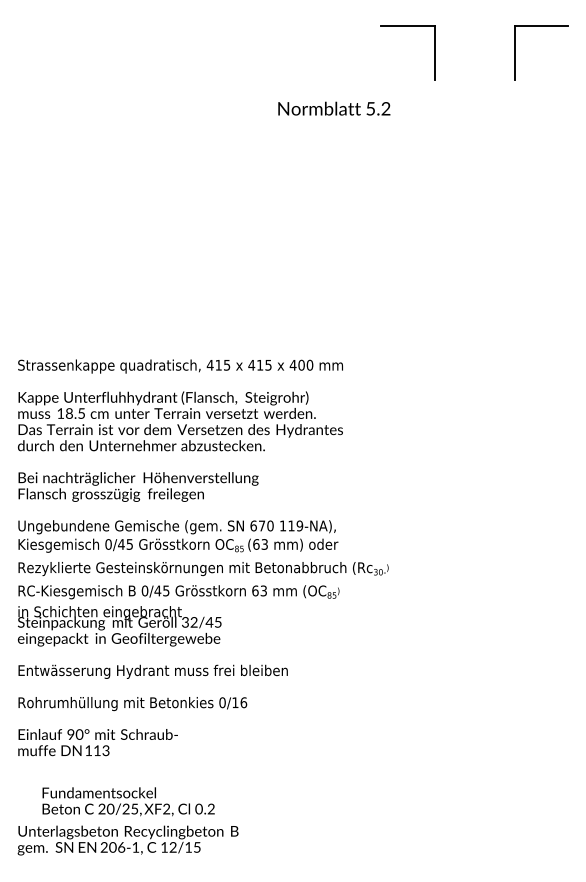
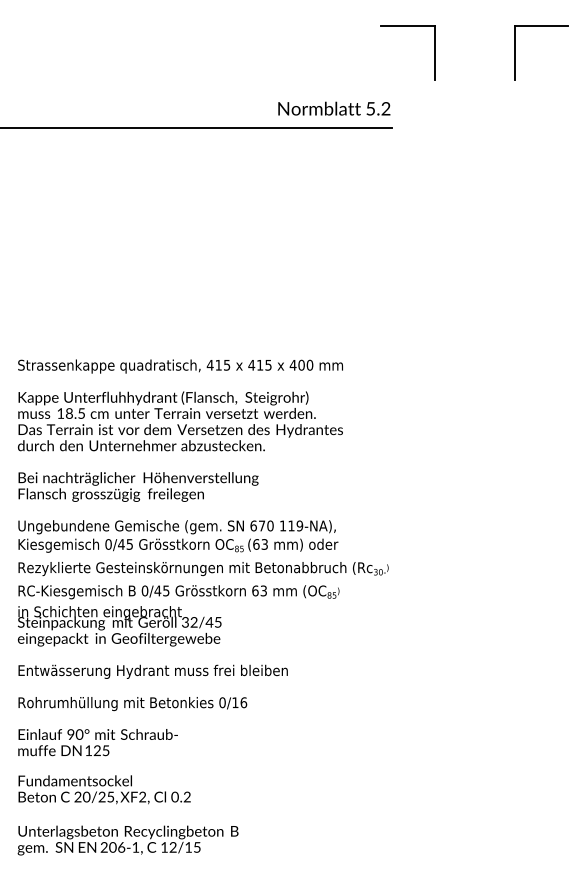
line: none -> present (196, 128)
text: 113 -> 125 (101, 750)
text position: (128, 801) -> (104, 789) (104, 789)
